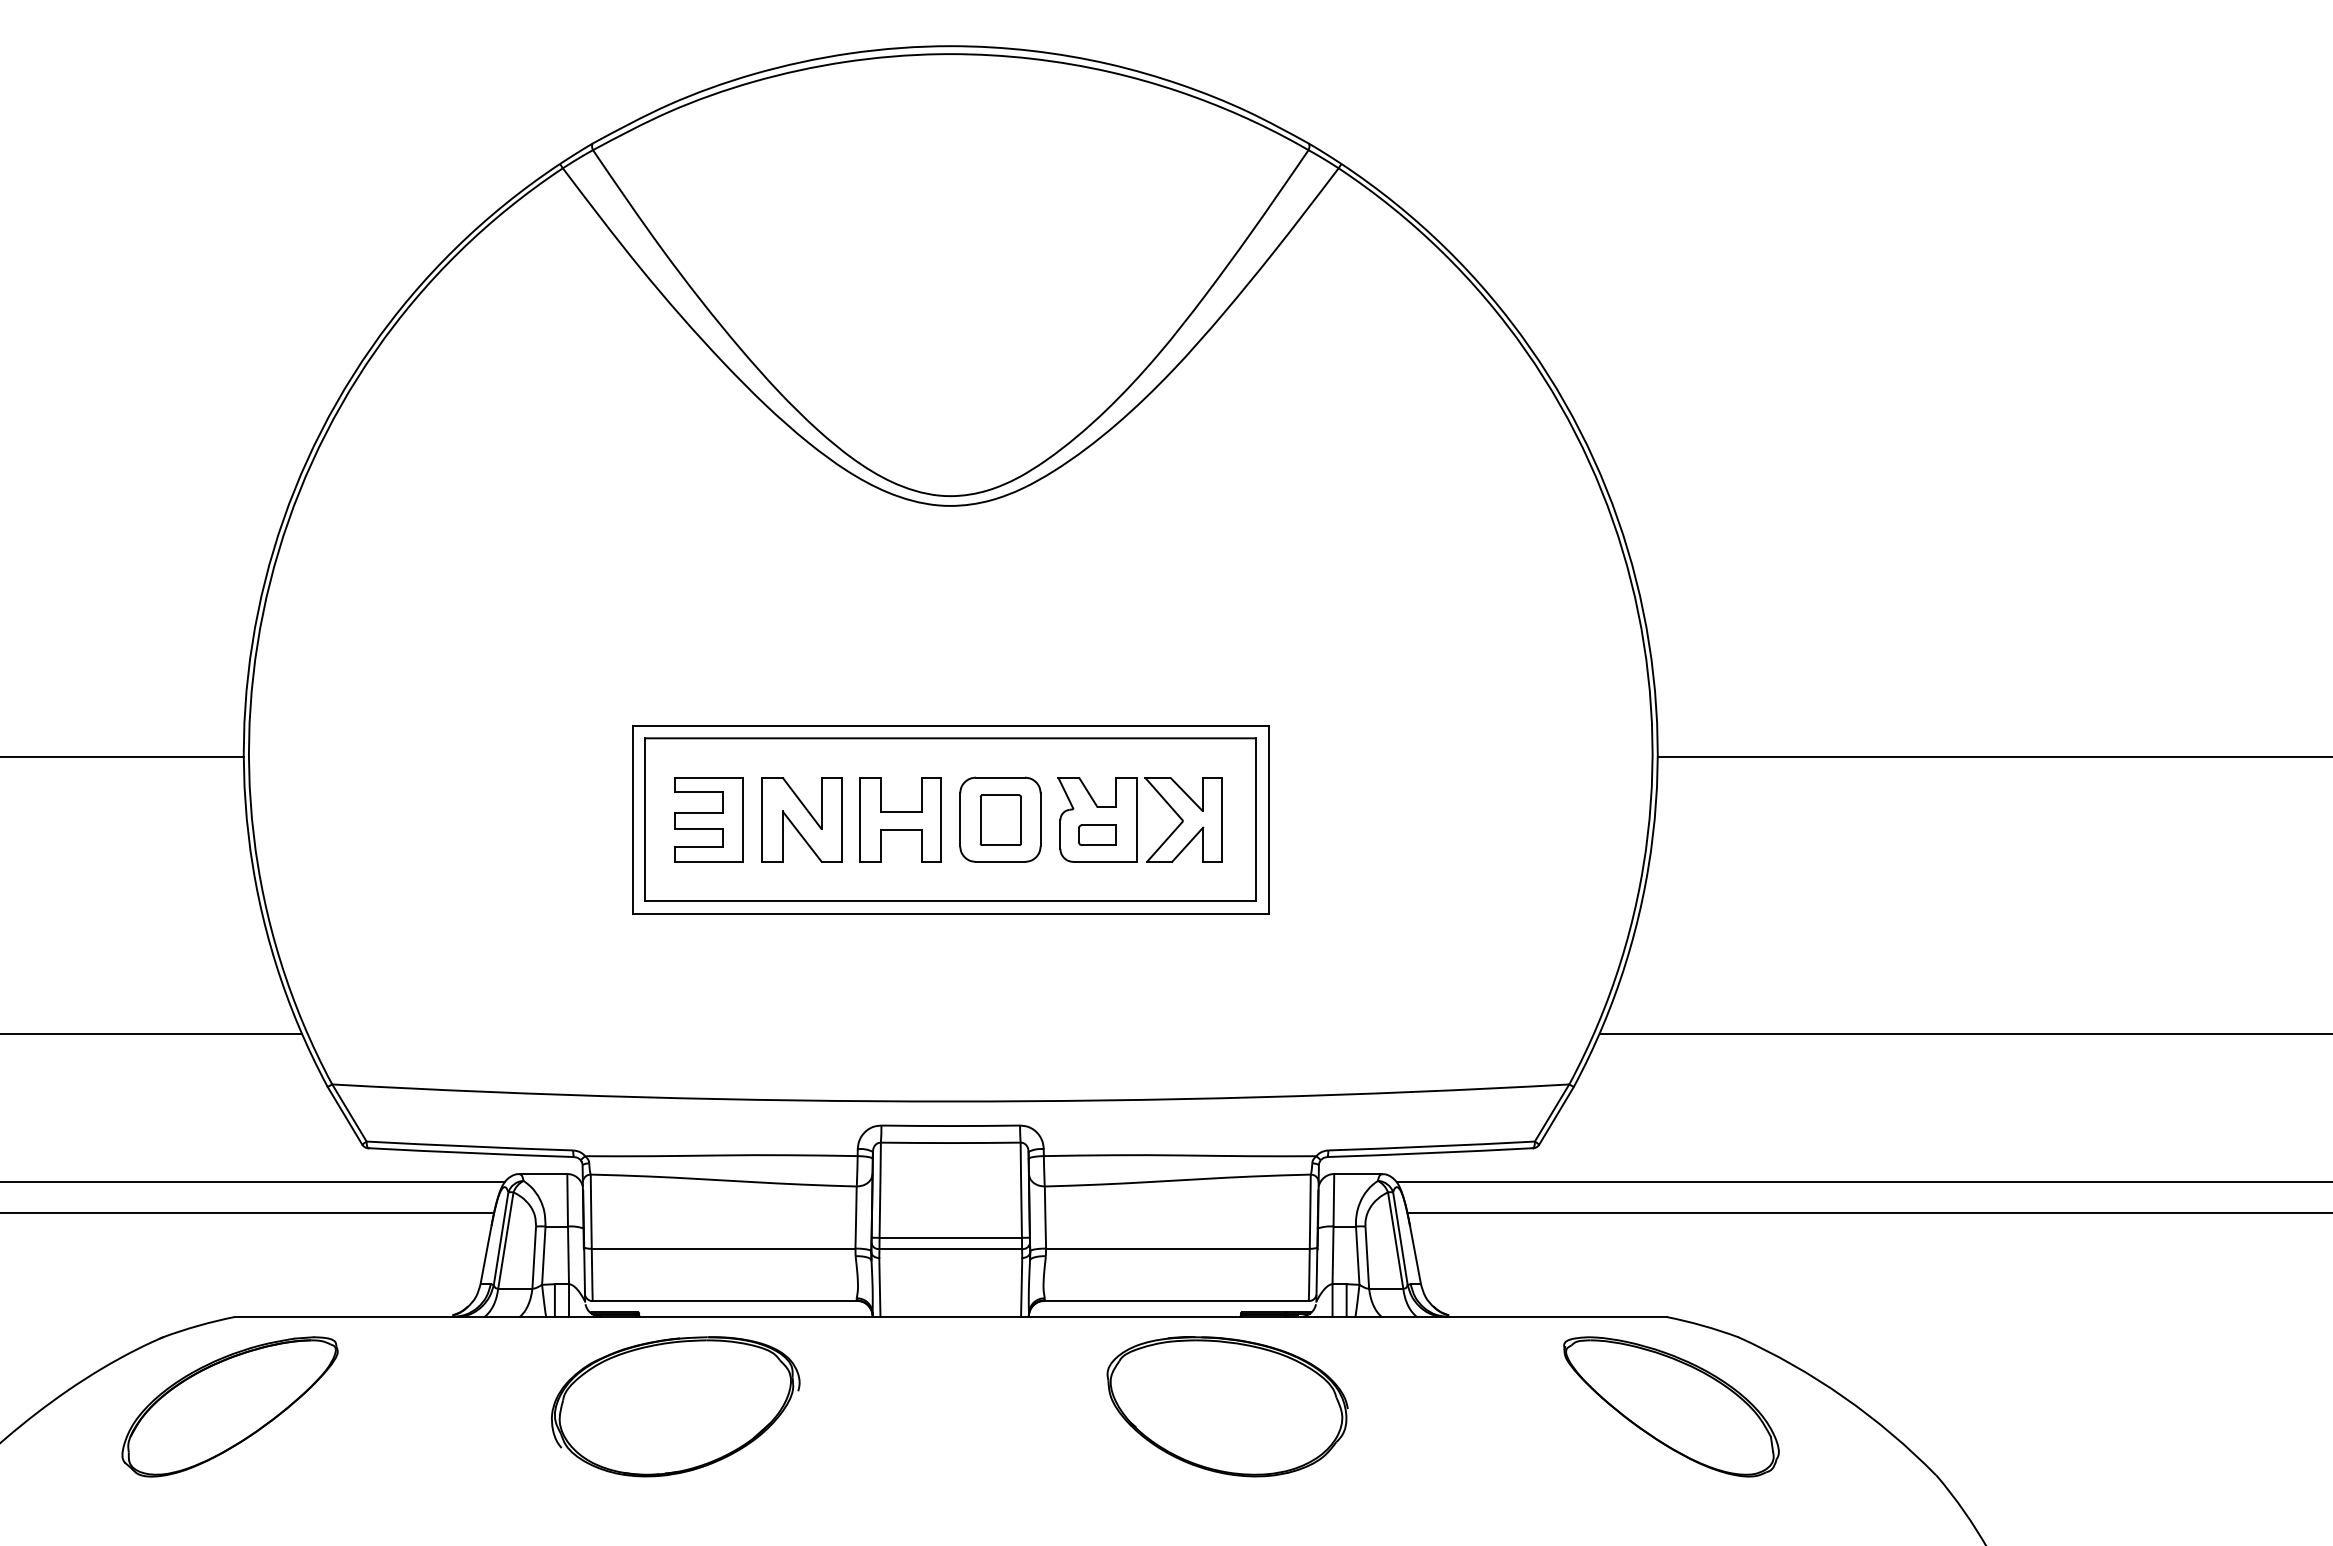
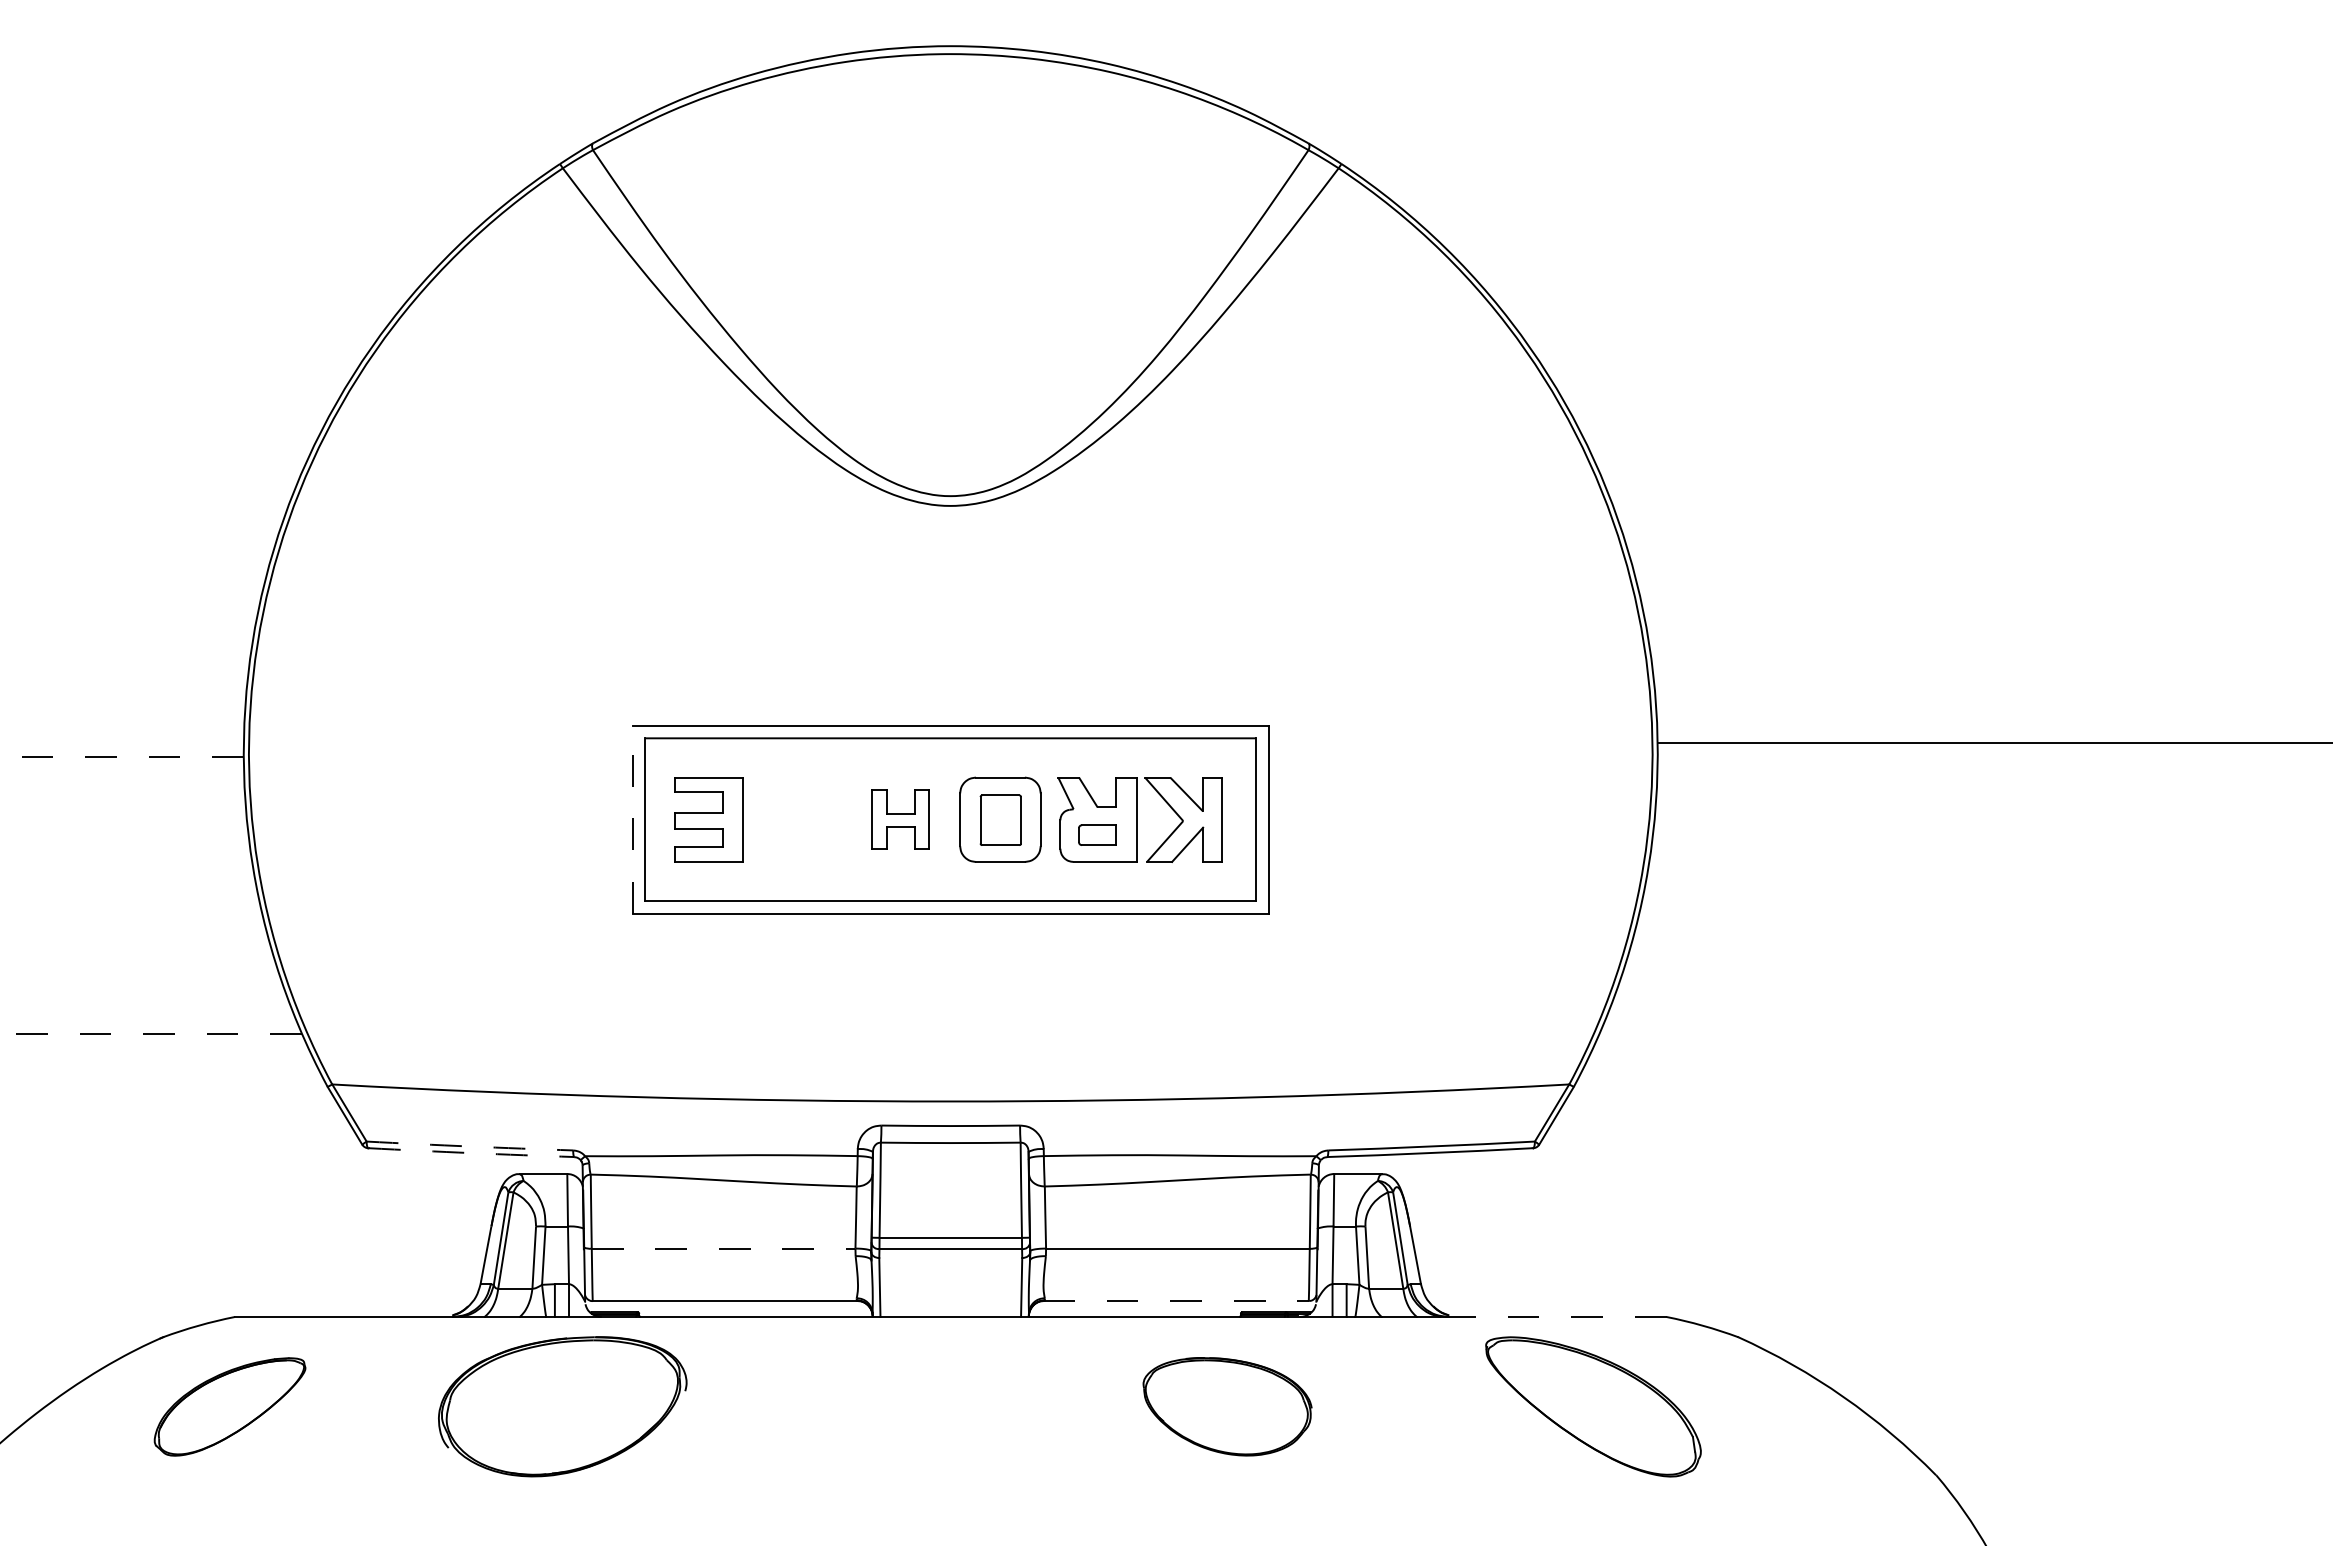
line: solid -> dashed (121, 757)
line position: (1993, 757) -> (1993, 743) (1993, 743)
line: solid -> dashed (632, 819)
part: present -> none (801, 819)
part size: 83x86 px -> 59x61 px (900, 819)
line: solid -> dashed (151, 1033)
line: present -> none (1964, 1033)
arc: solid -> dashed (469, 1146)
arc: solid -> dashed (471, 1153)
line: present -> none (253, 1182)
line: present -> none (1862, 1182)
line: present -> none (247, 1213)
line: present -> none (1868, 1213)
line: solid -> dashed (723, 1248)
line: solid -> dashed (1175, 1301)
line: solid -> dashed (1557, 1316)
part size: 218x142 px -> 154x100 px (229, 1406)
part position: (675, 1406) -> (562, 1406) (562, 1406)
part size: 243x142 px -> 171x100 px (1227, 1406)
part position: (1671, 1406) -> (1593, 1406) (1593, 1406)
